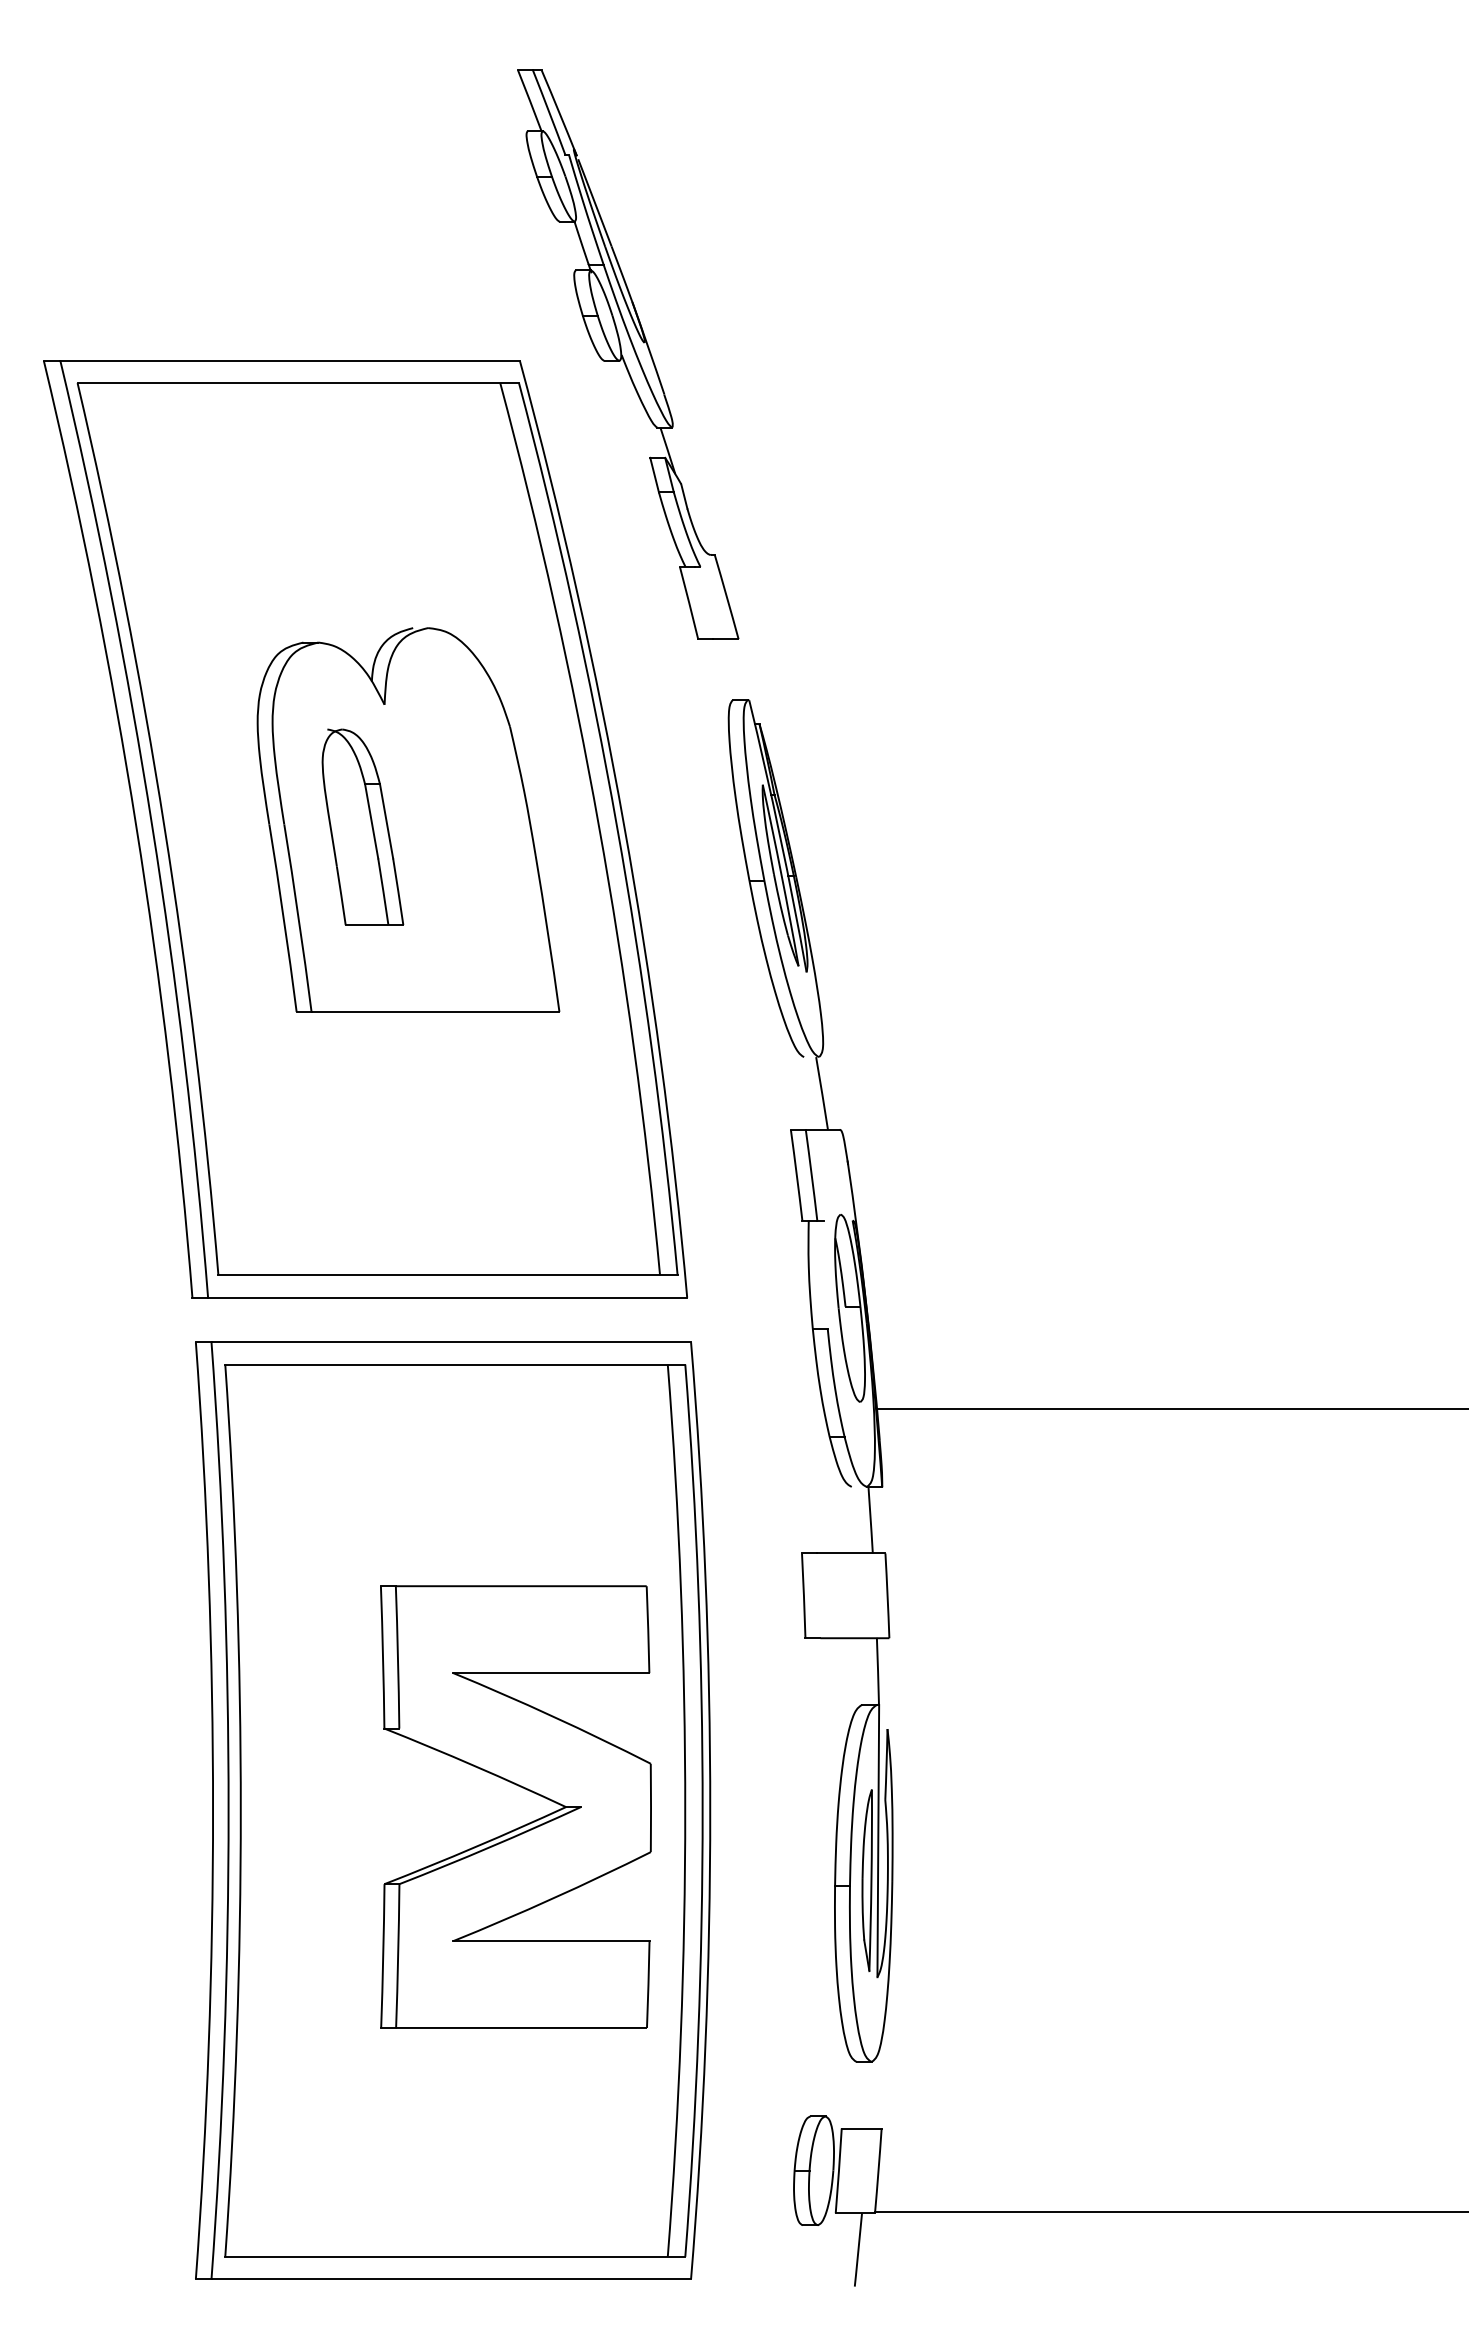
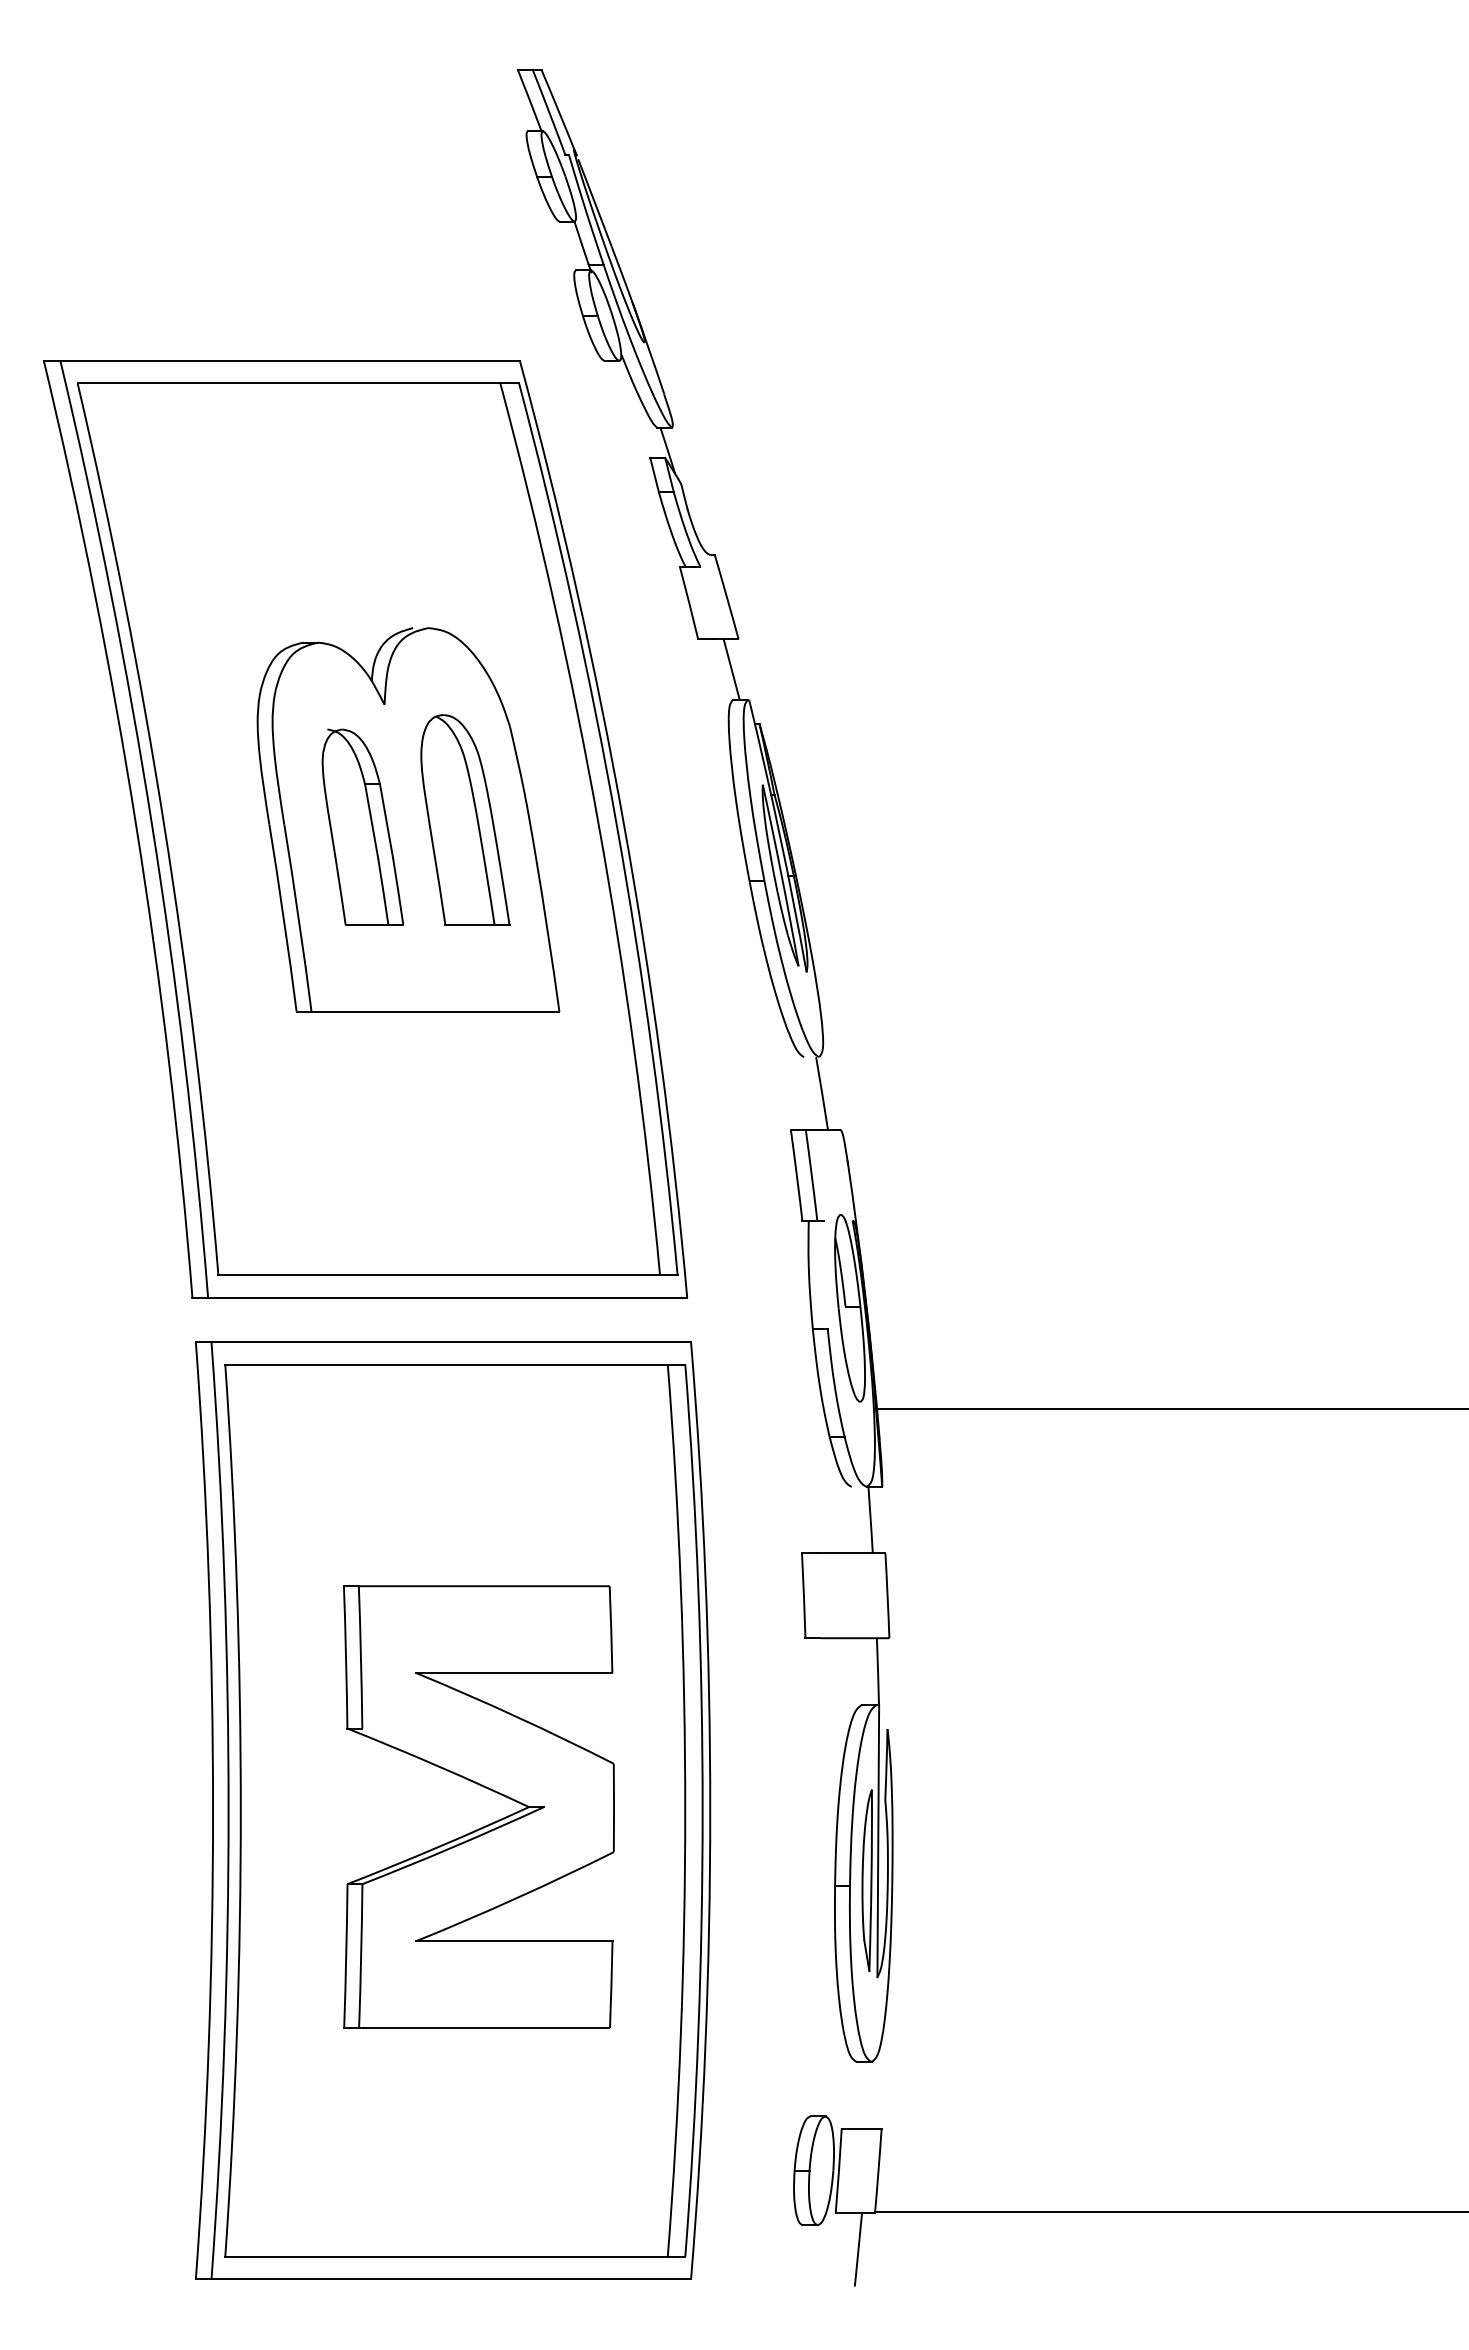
line: none -> present (731, 669)
part: none -> present (465, 819)
part position: (524, 1789) -> (487, 1789) (487, 1789)
